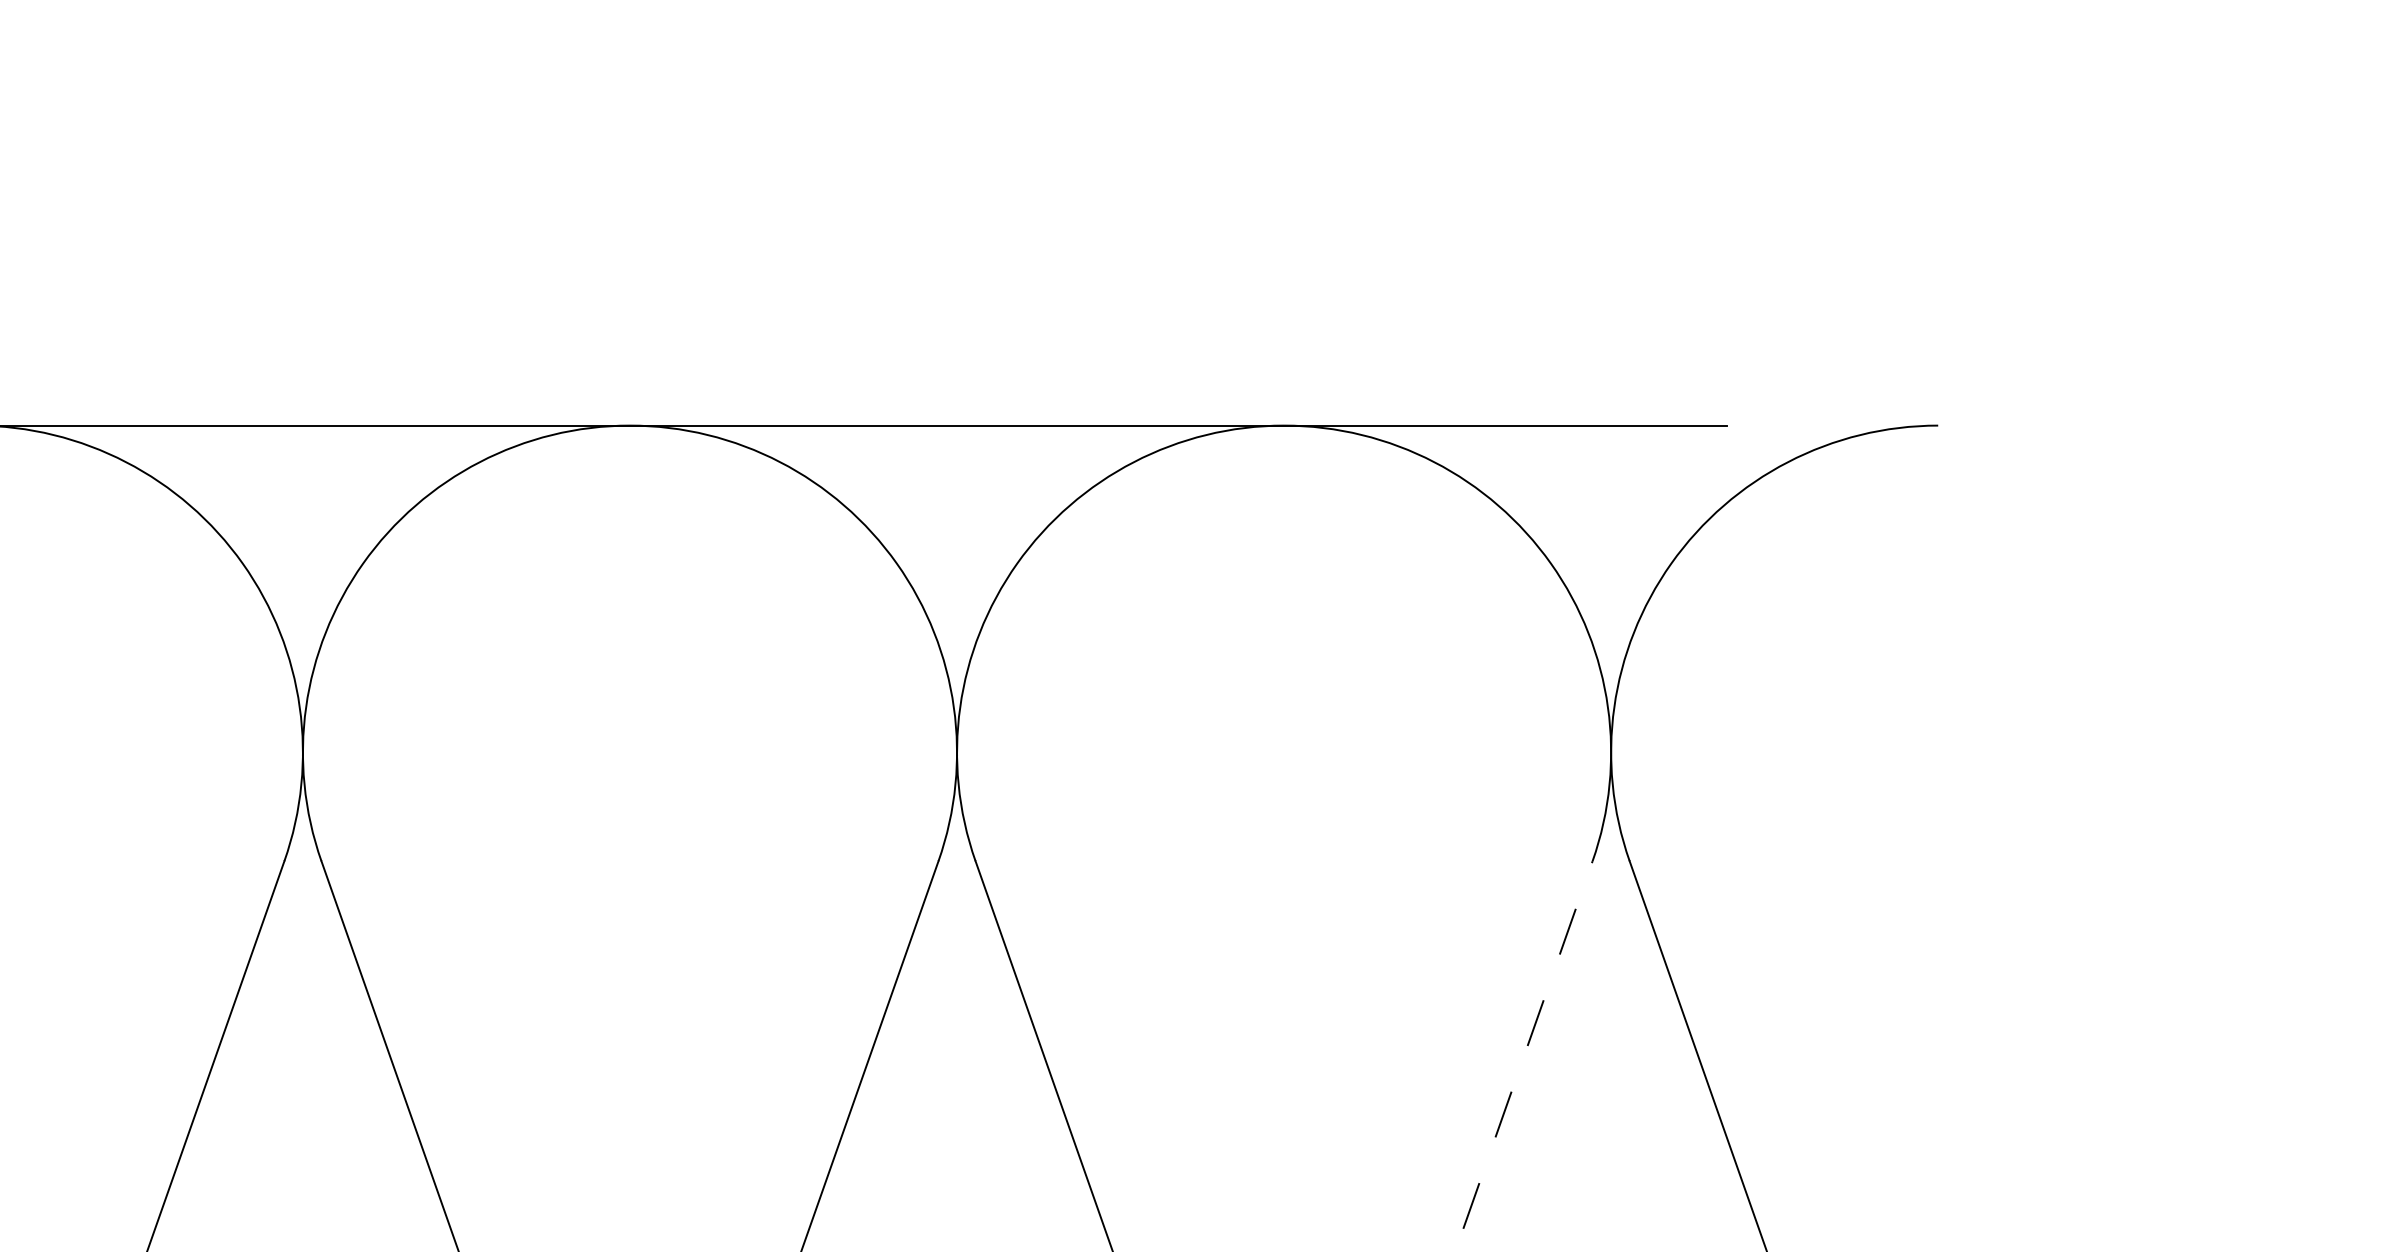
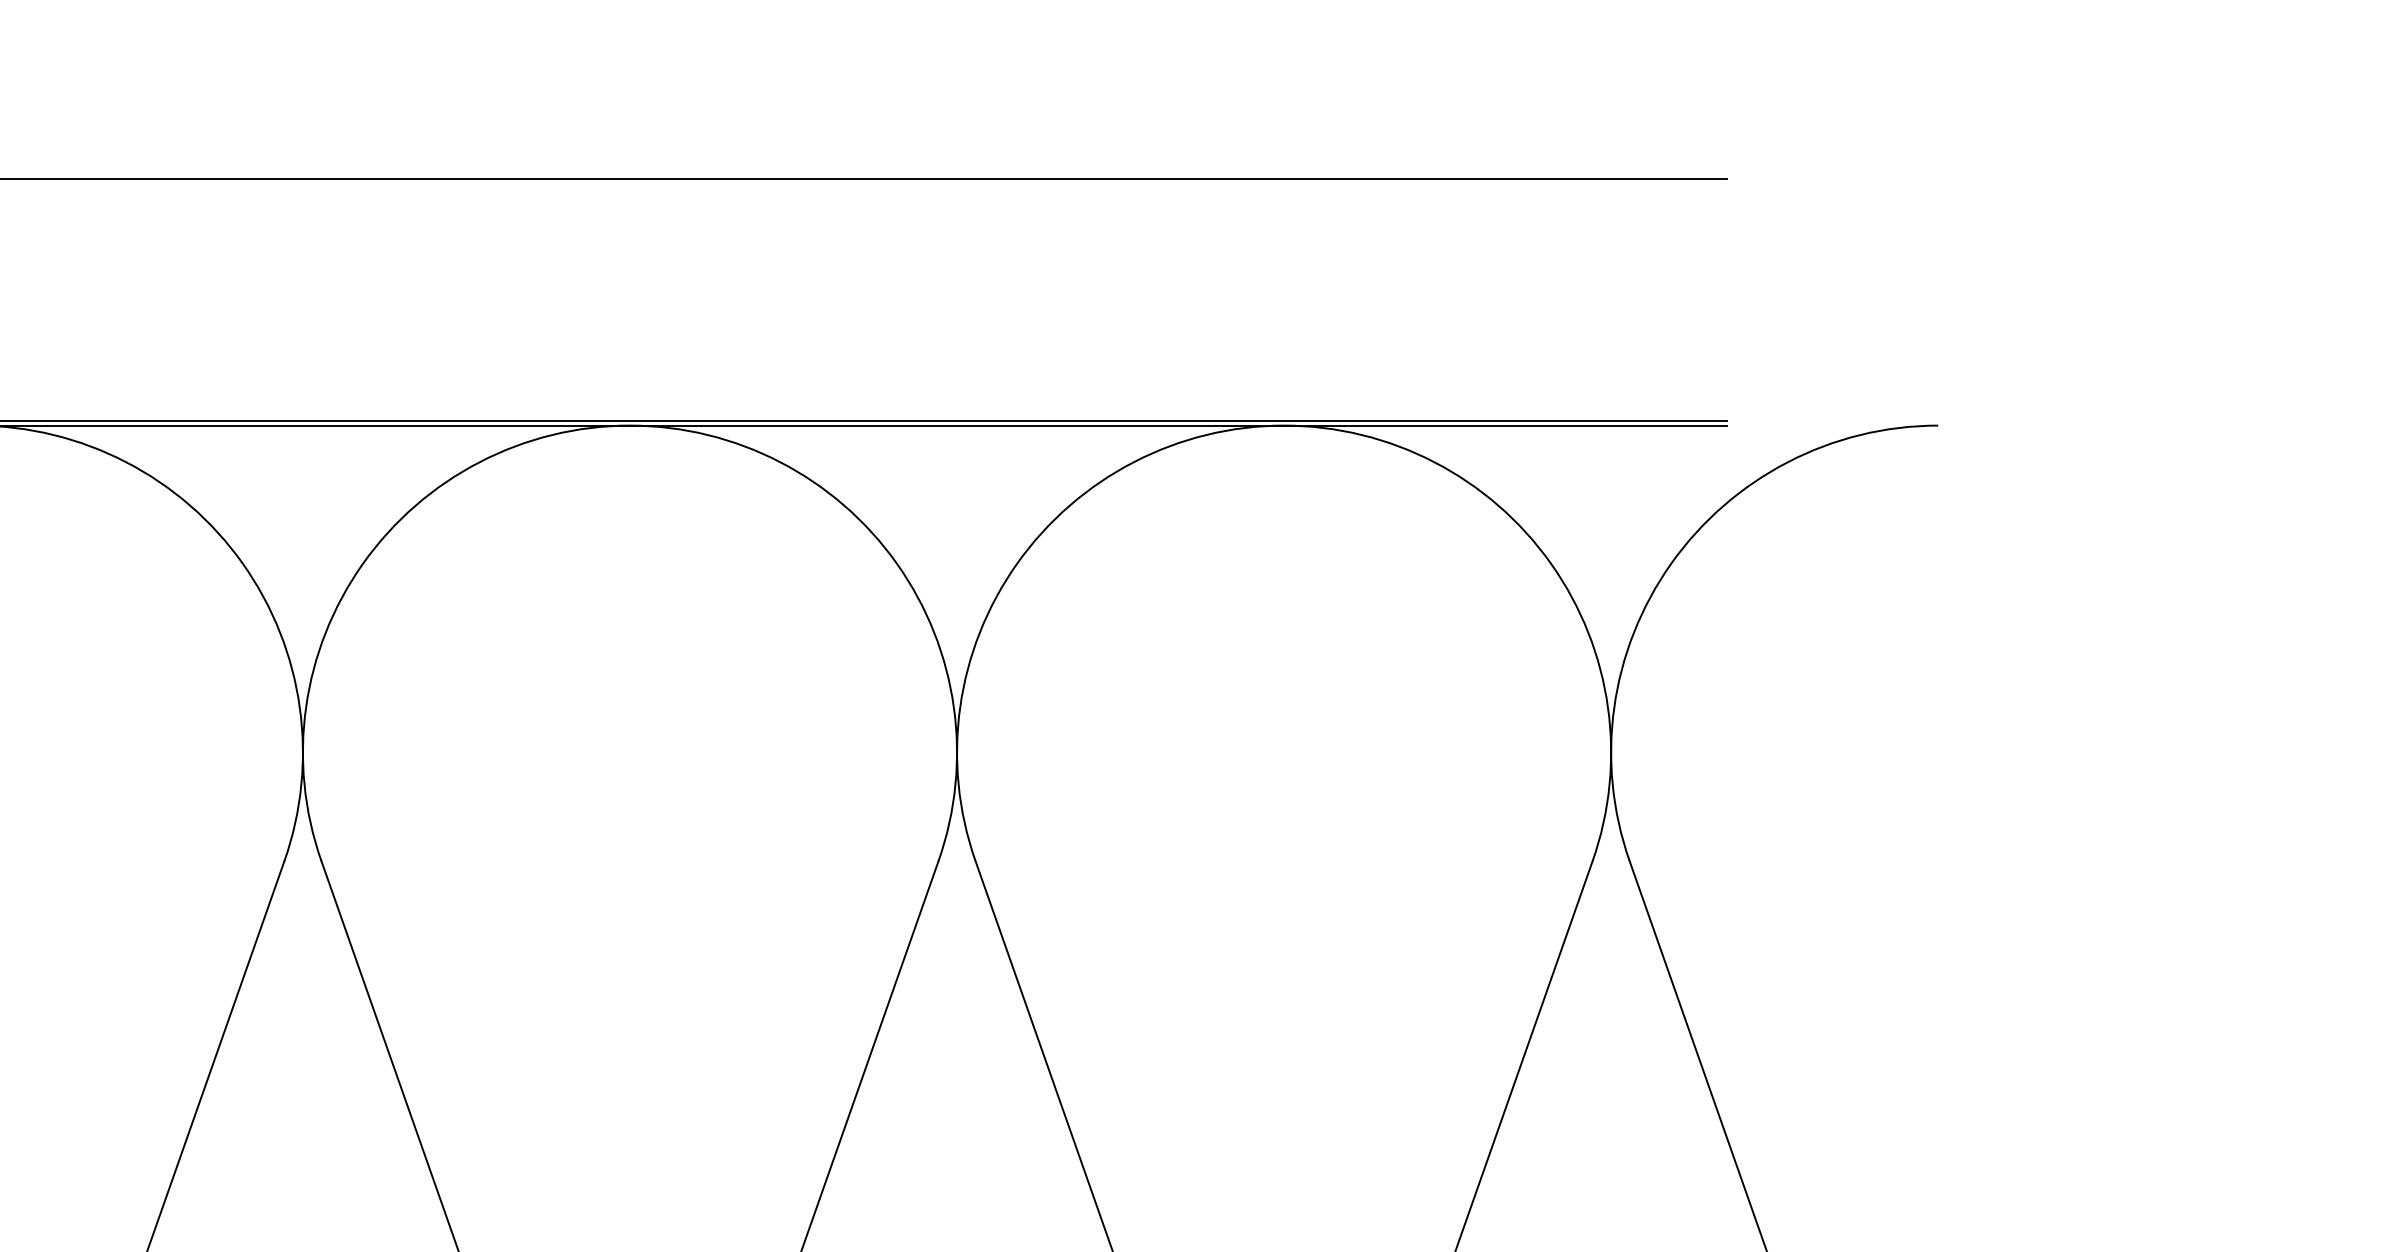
line: none -> present (864, 178)
line: none -> present (864, 420)
line: dashed -> solid (1524, 1056)
